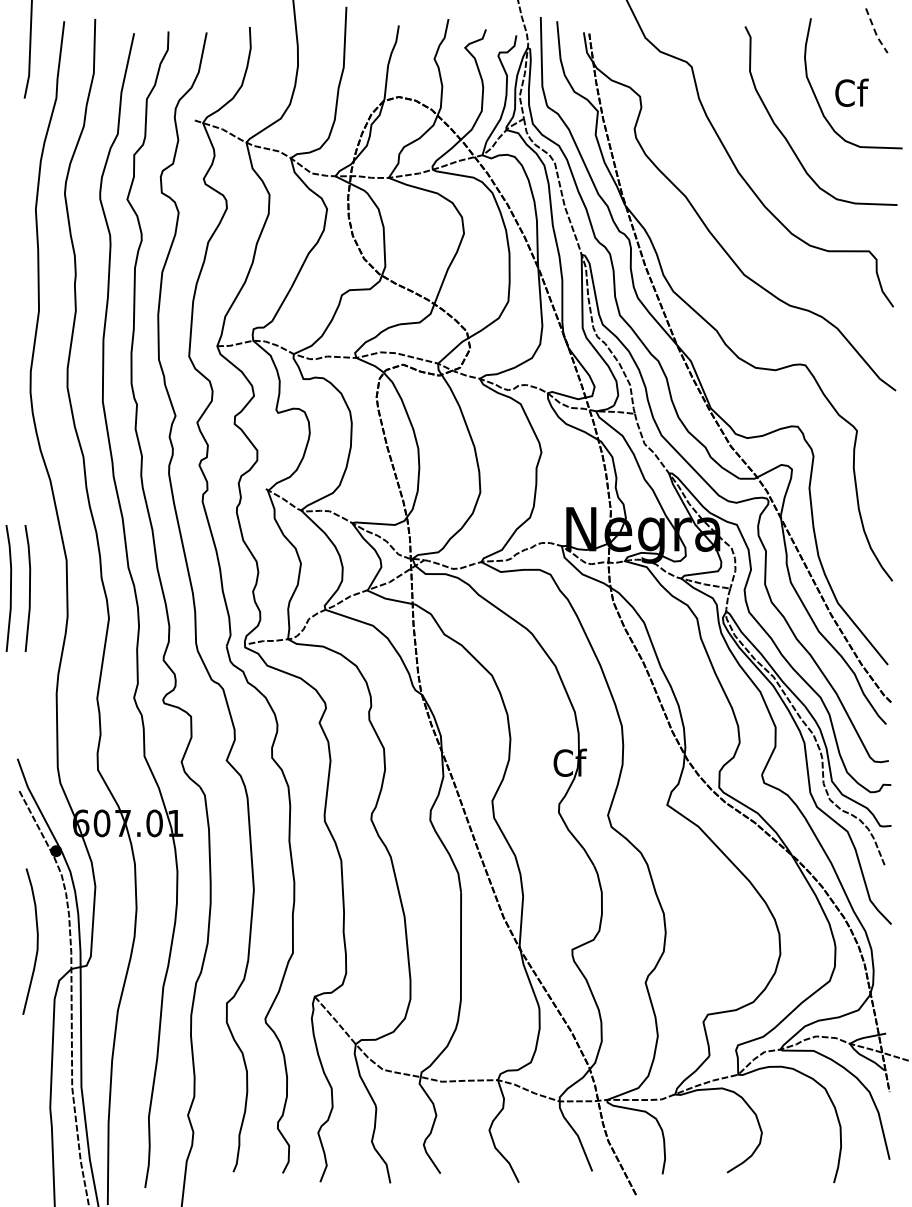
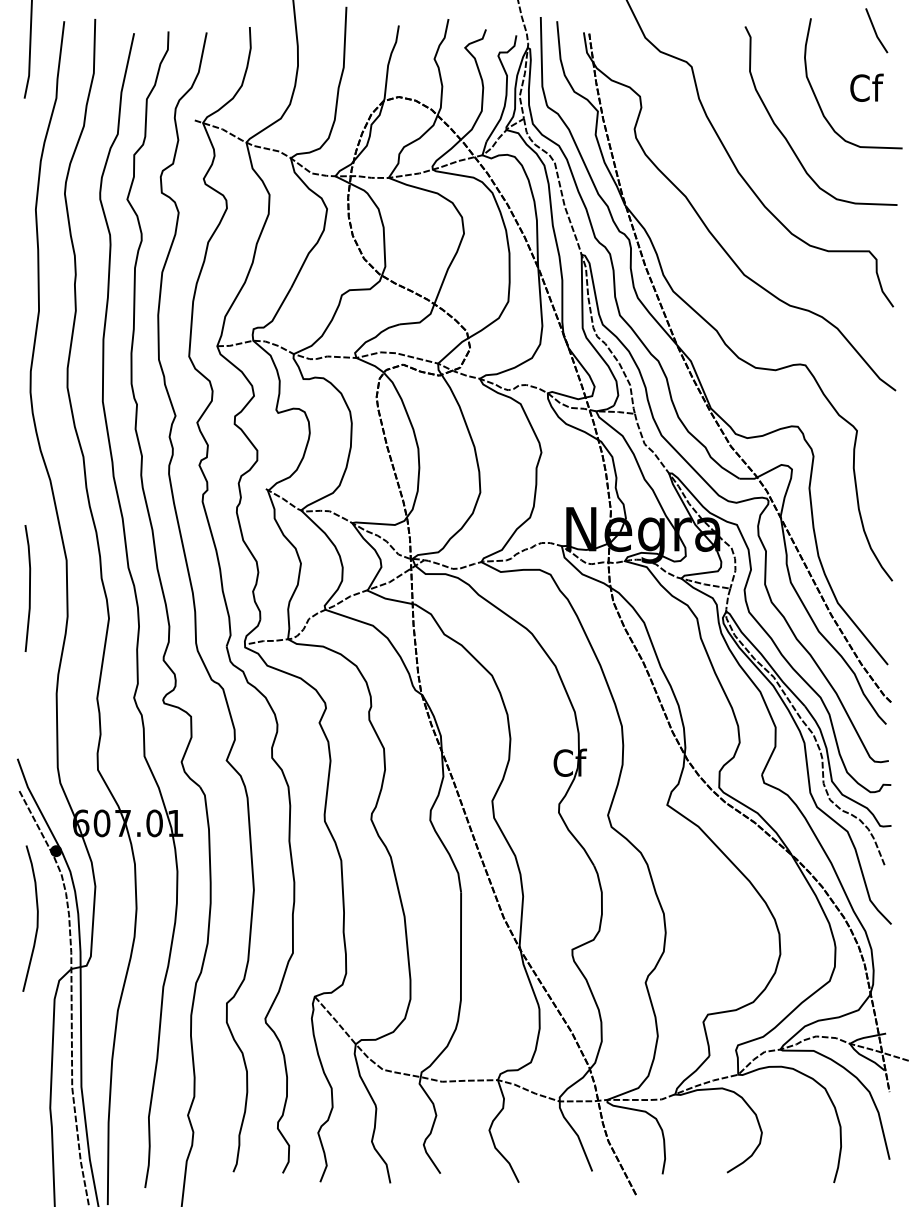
line: dashed -> solid (875, 32)
text position: (851, 92) -> (866, 87) (866, 87)
line: present -> none (10, 588)
curve position: (36, 941) -> (36, 918) (36, 918)
